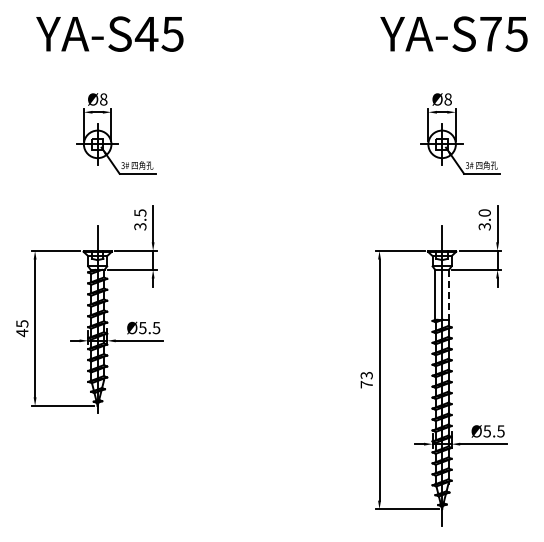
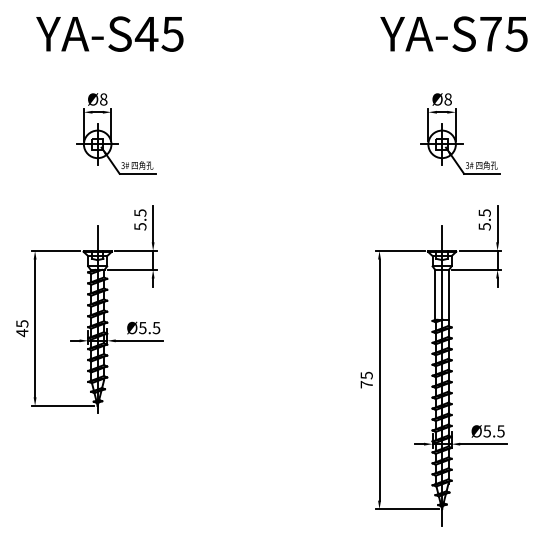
text: 3.0 -> 5.5 (484, 219)
text: 3.5 -> 5.5 (139, 226)
line: dashed -> solid (449, 294)
text: 73 -> 75 (366, 374)
